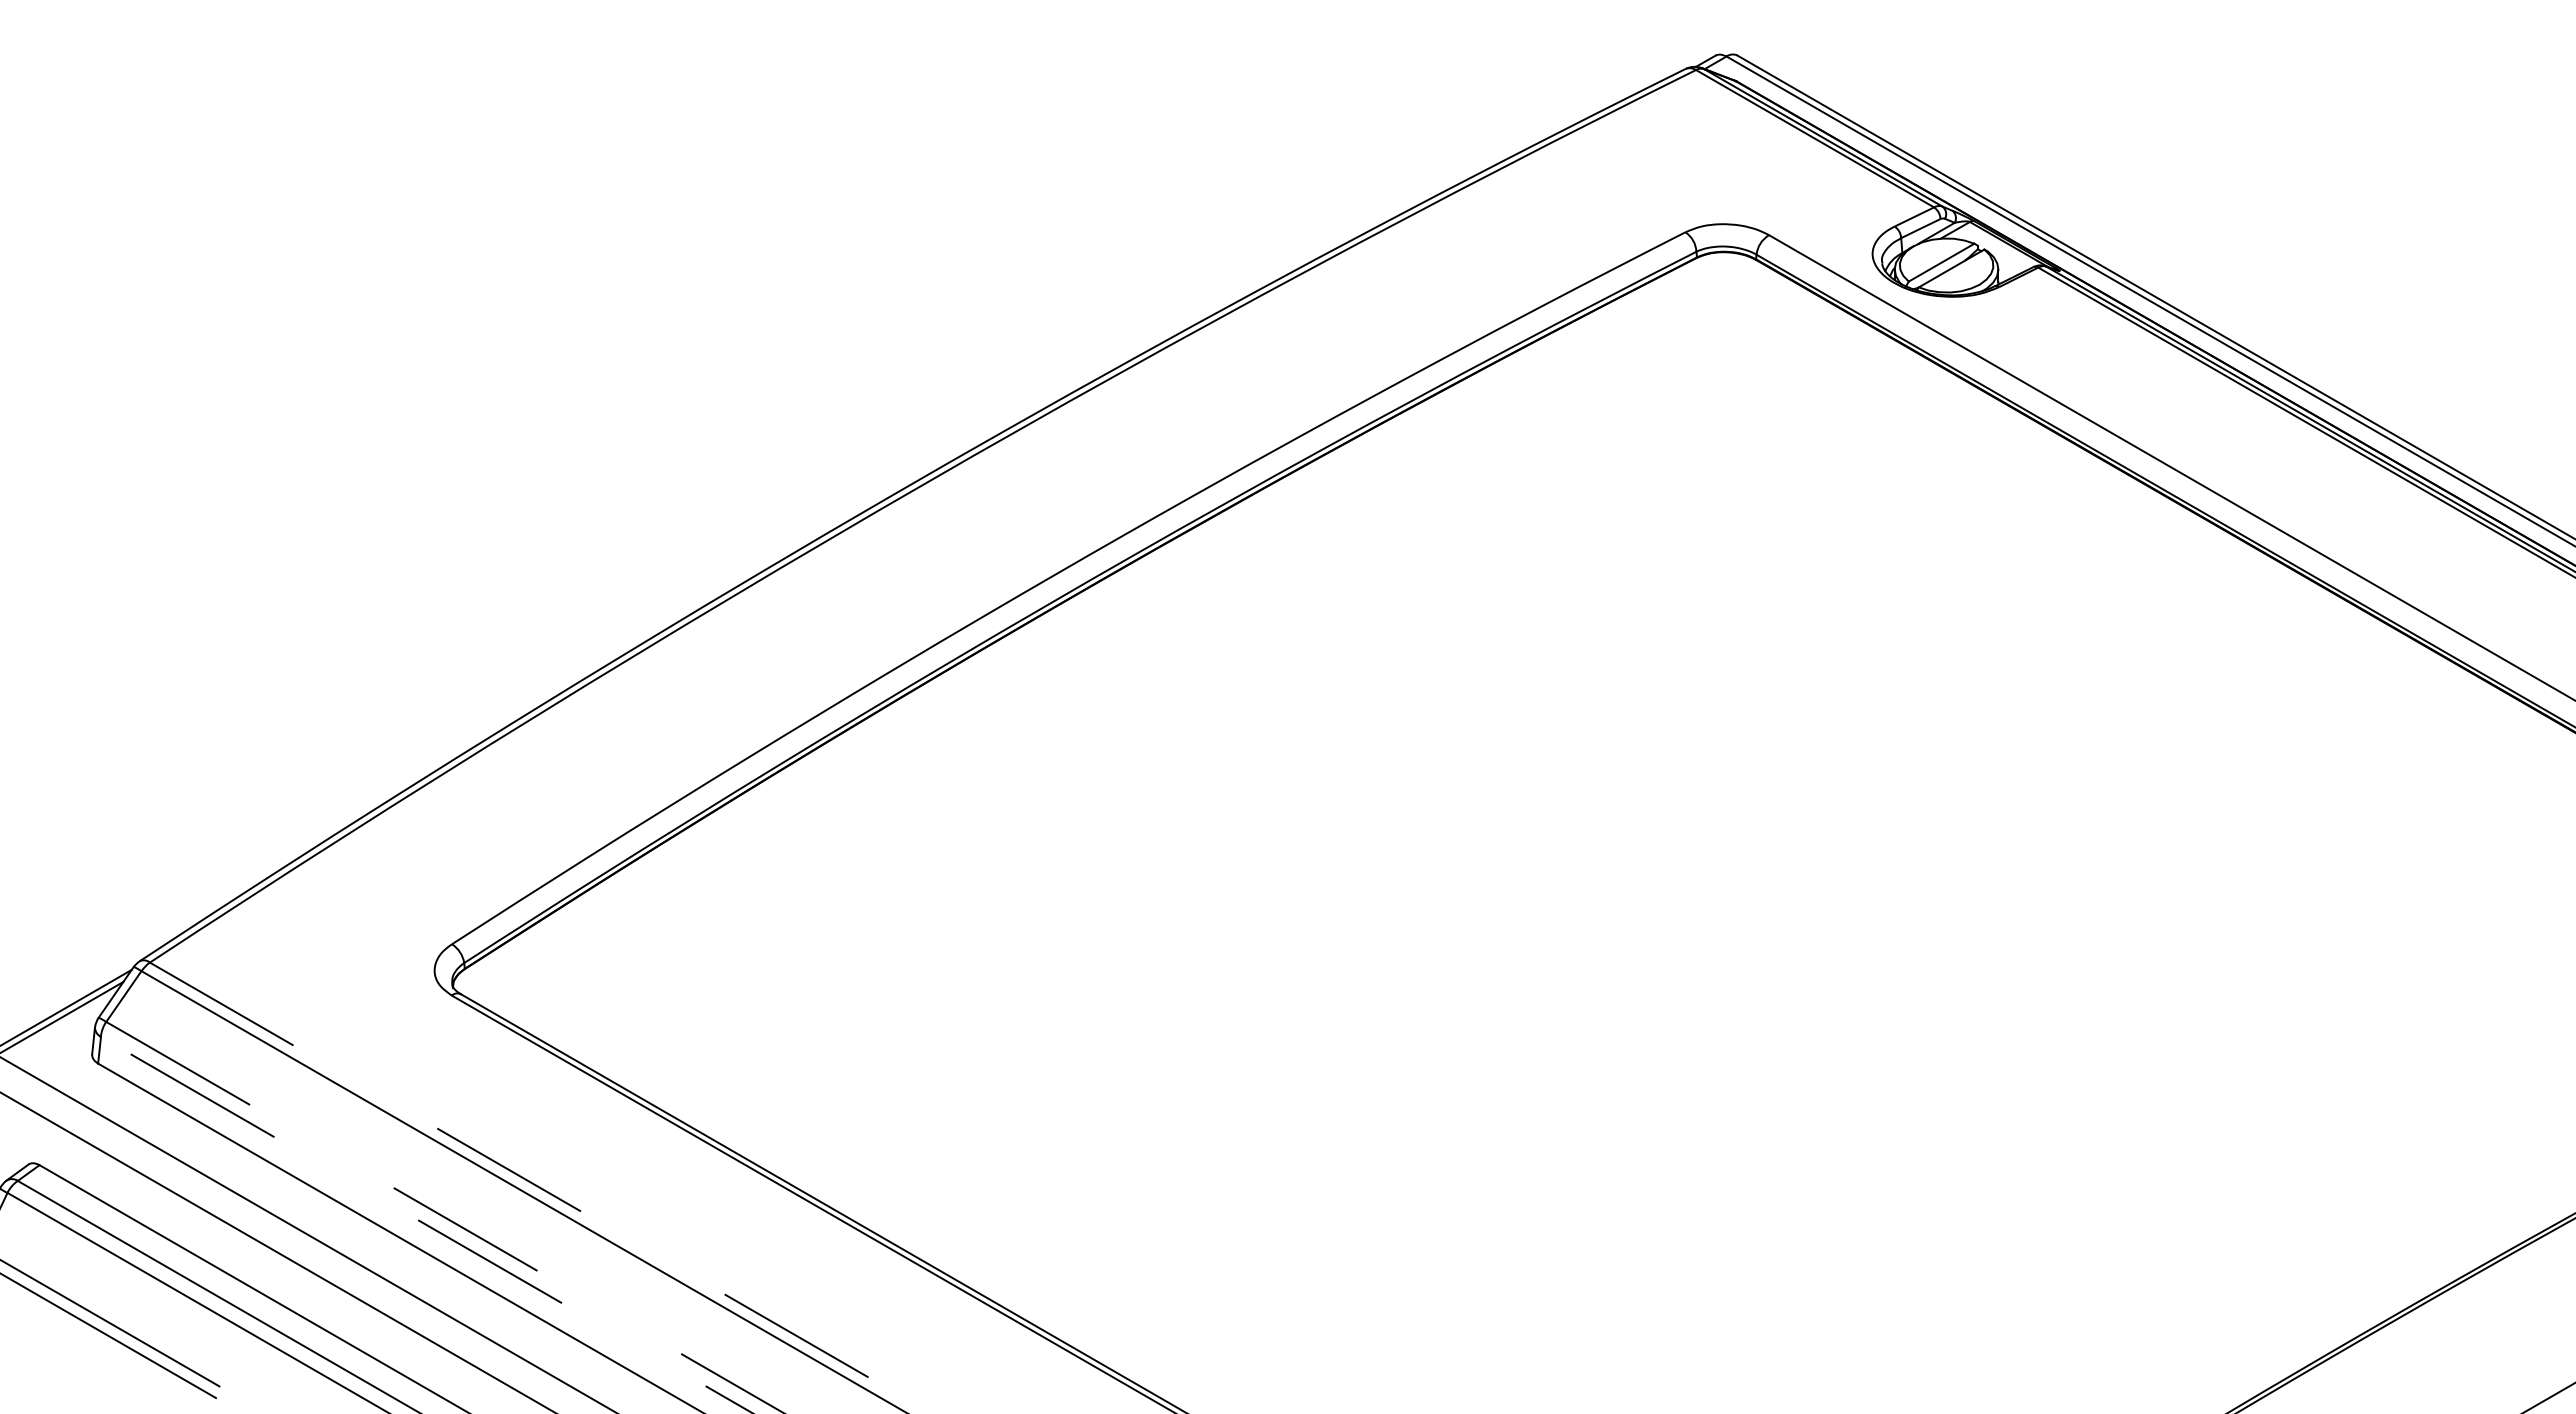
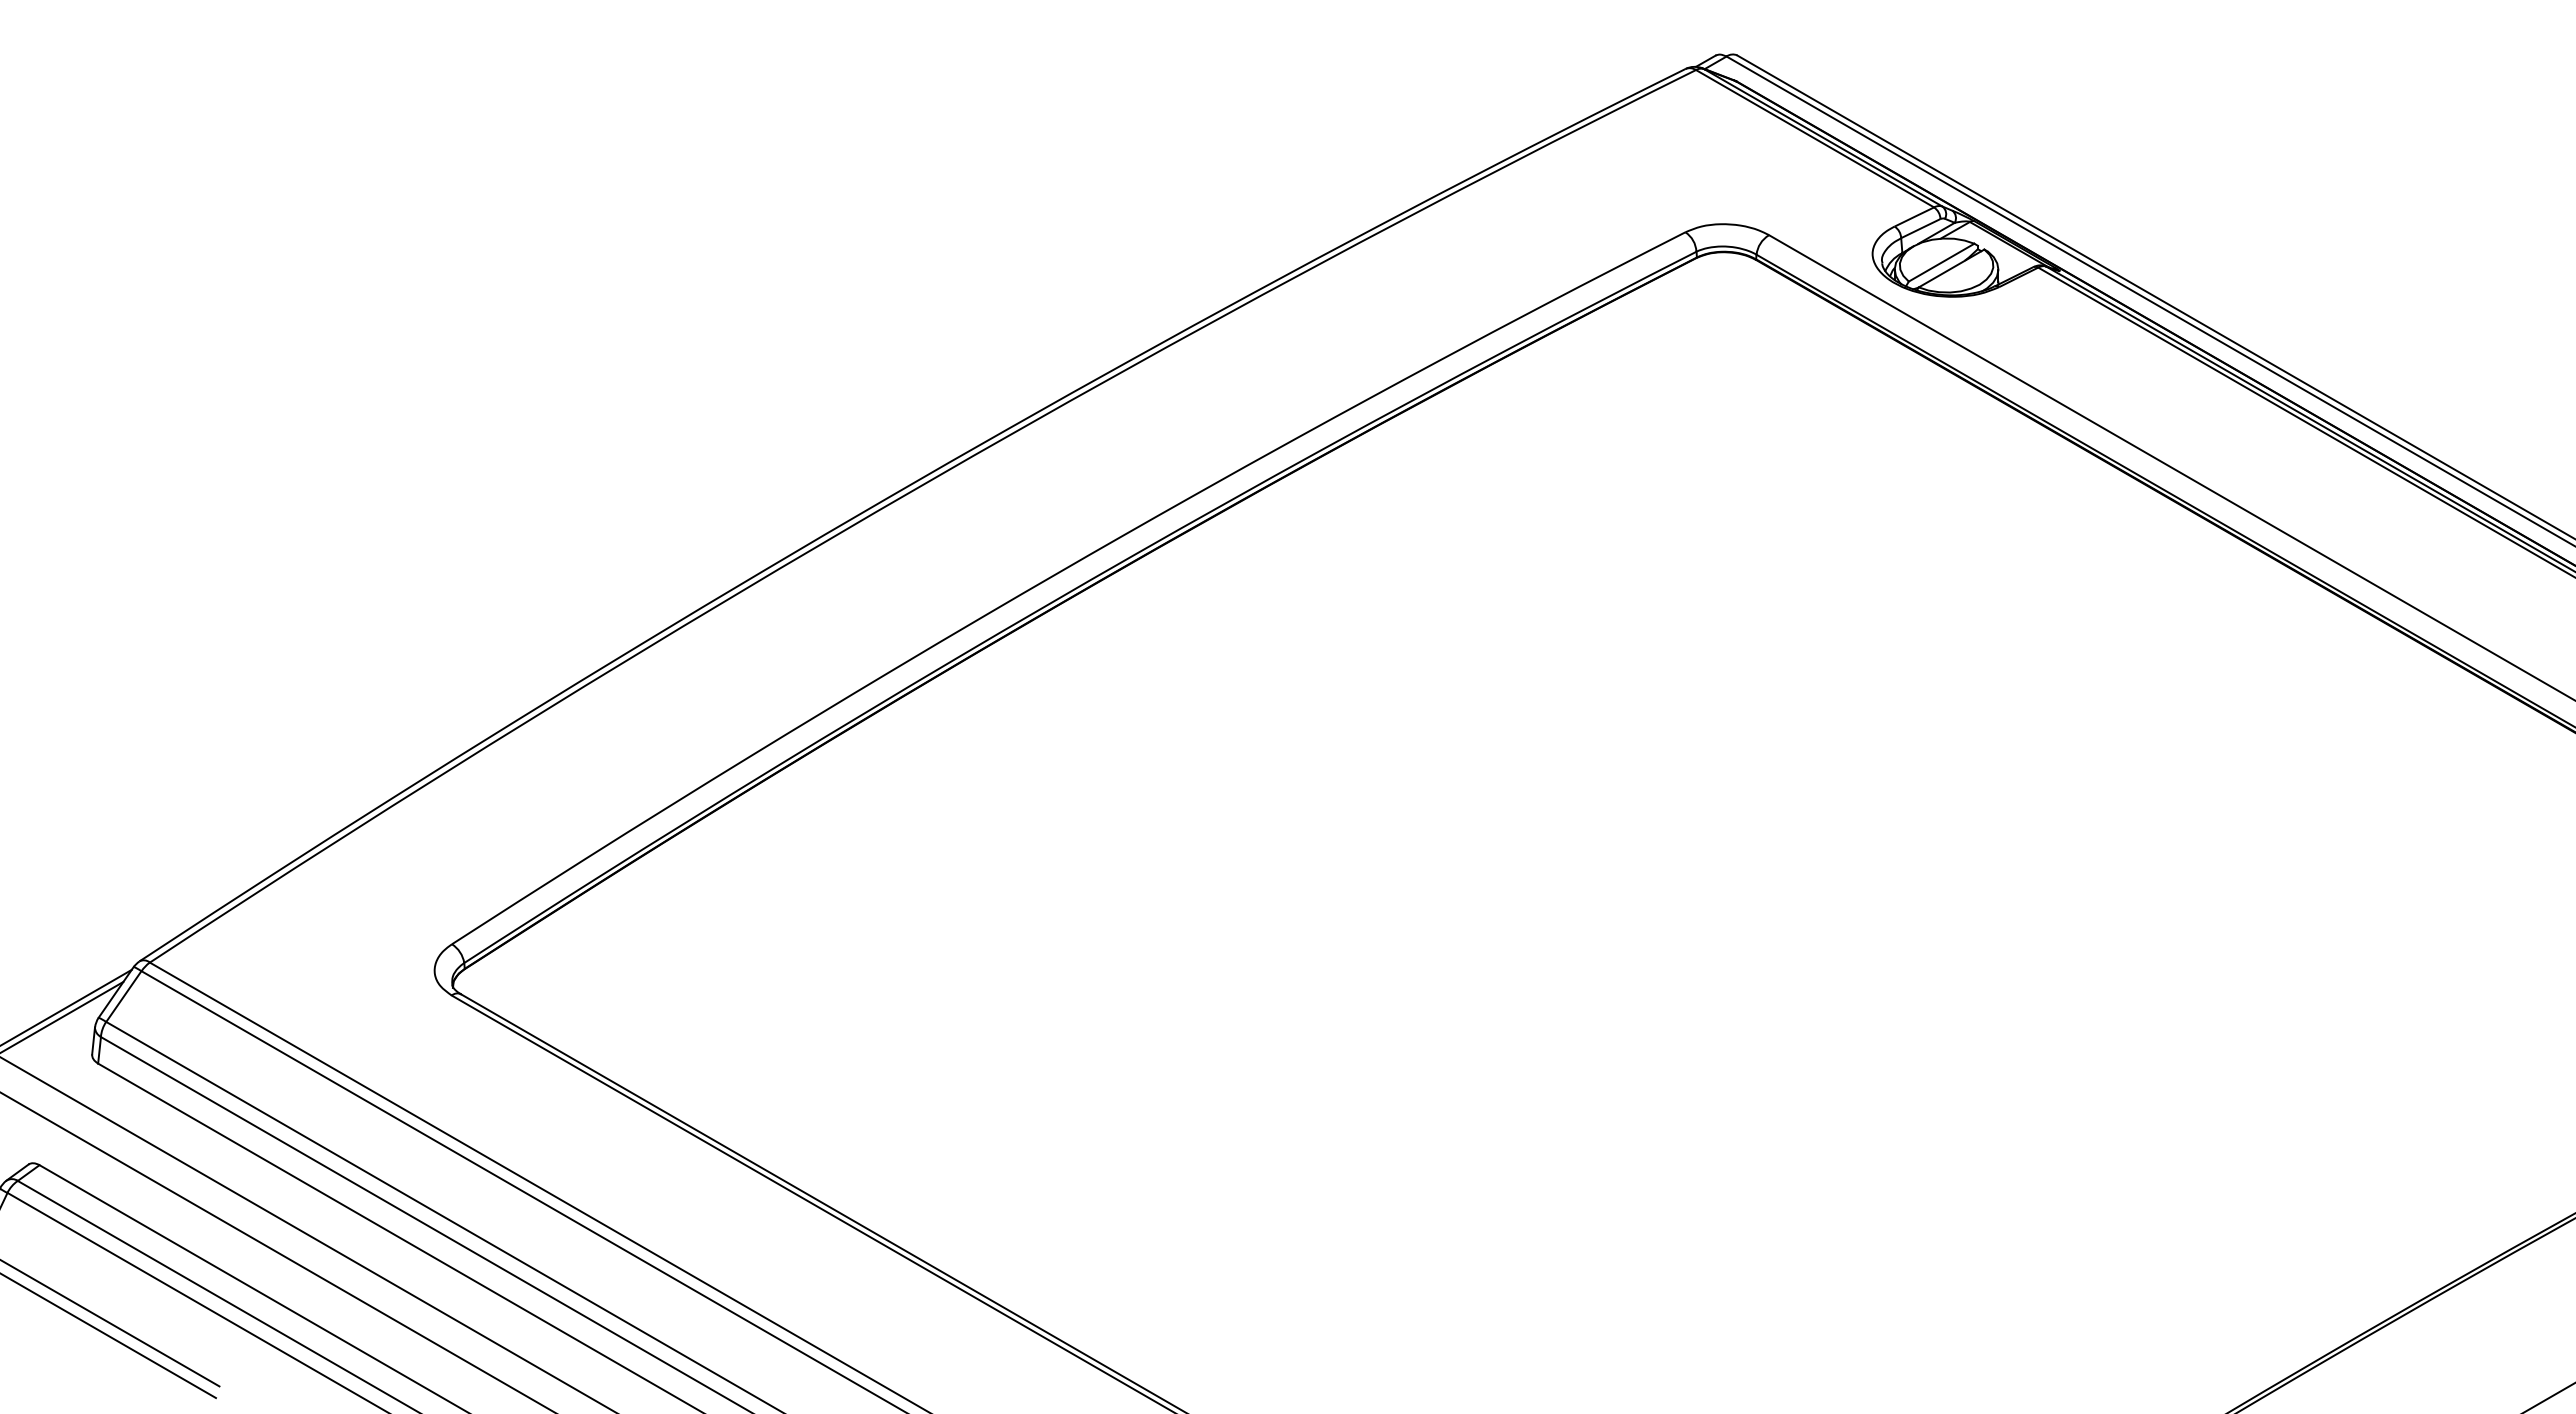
line: dashed -> solid (541, 1188)
line: dashed -> solid (445, 1217)
line: dashed -> solid (426, 1225)
